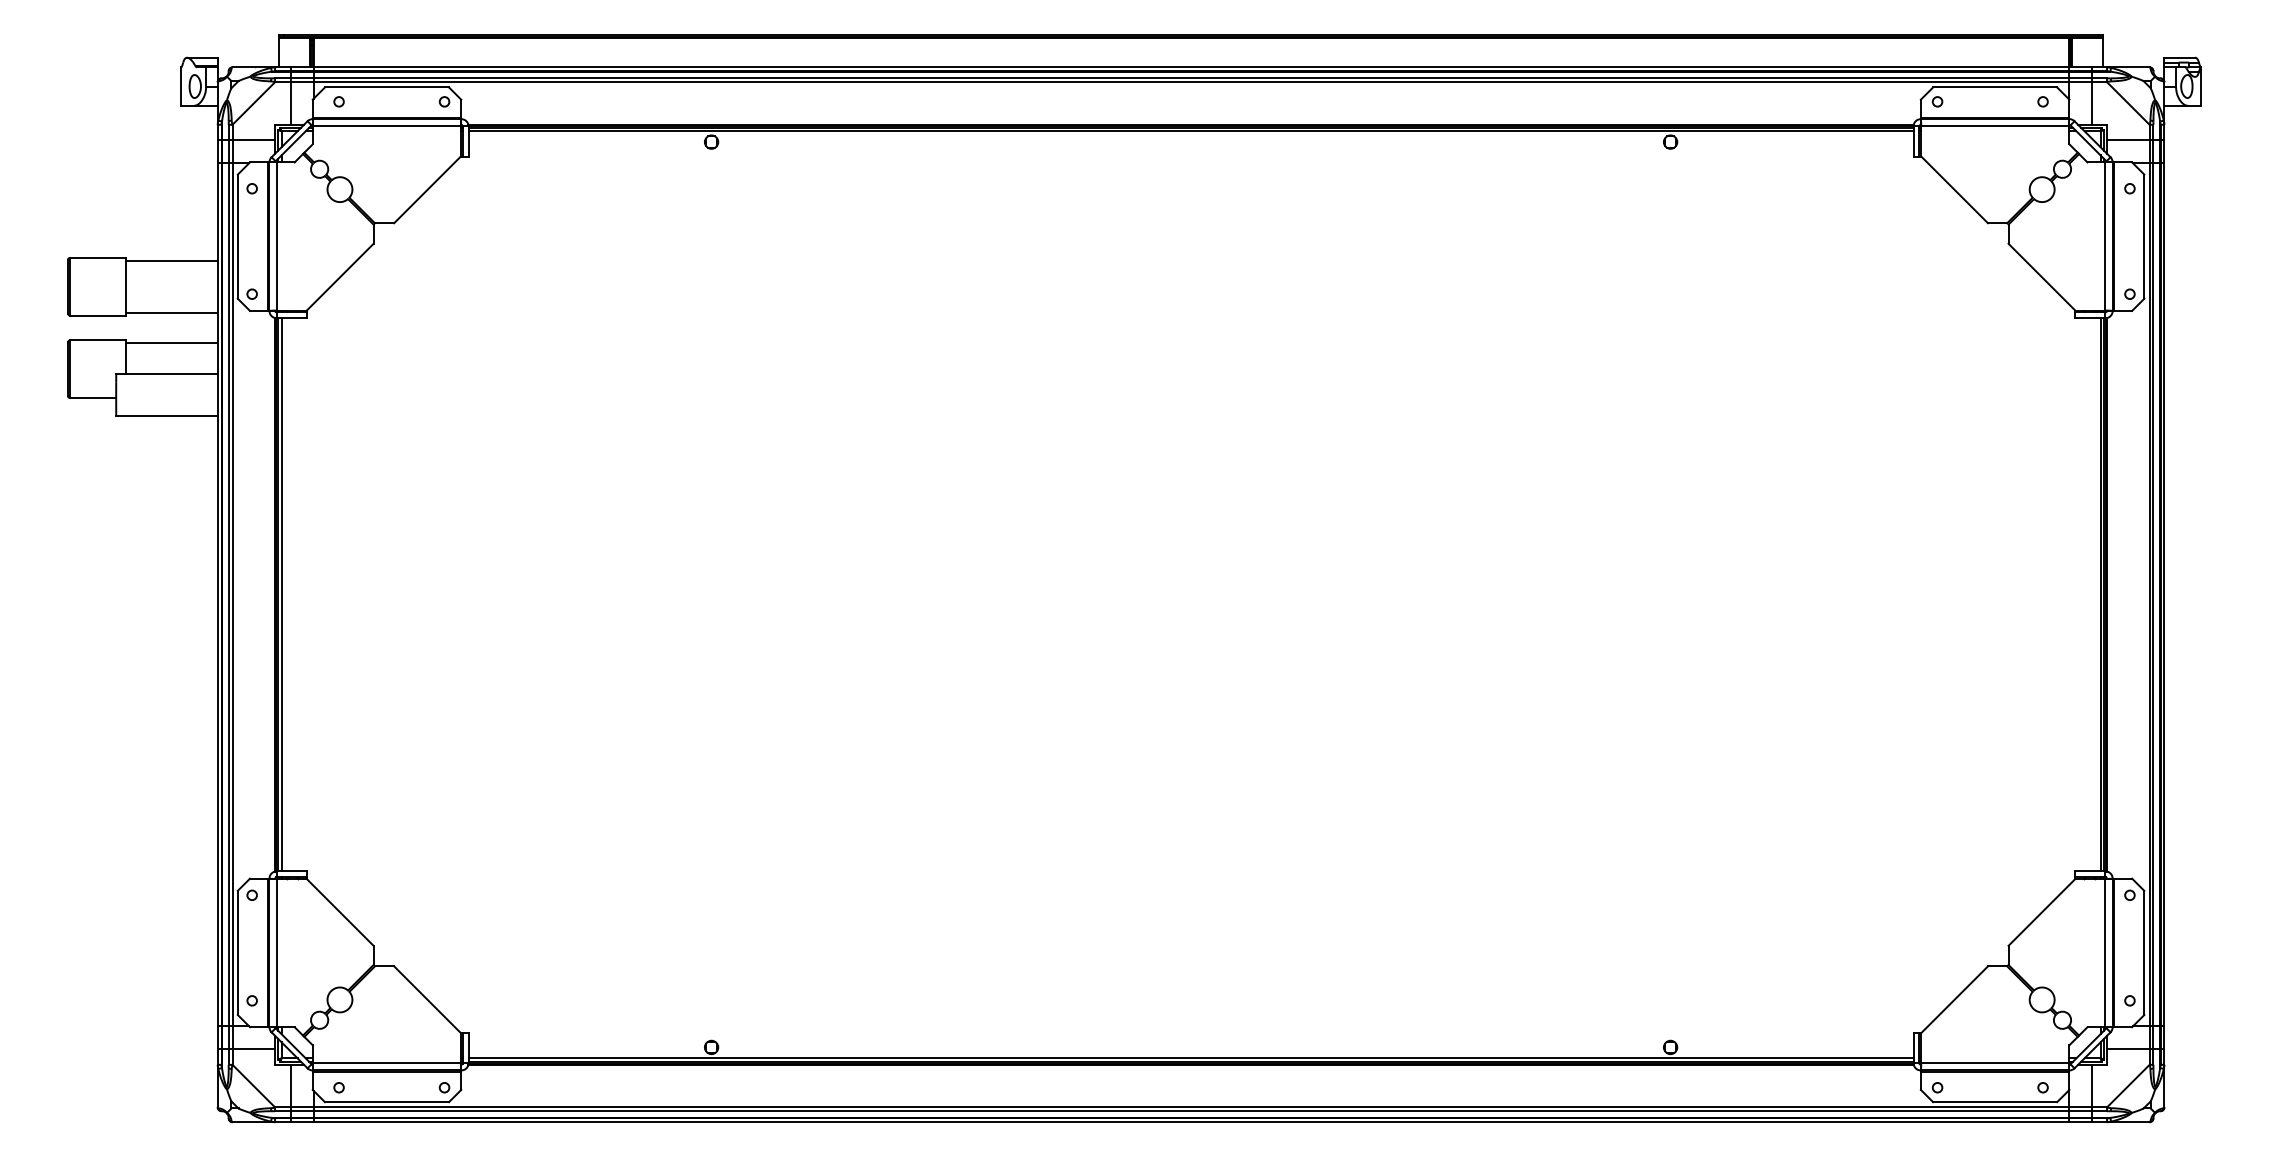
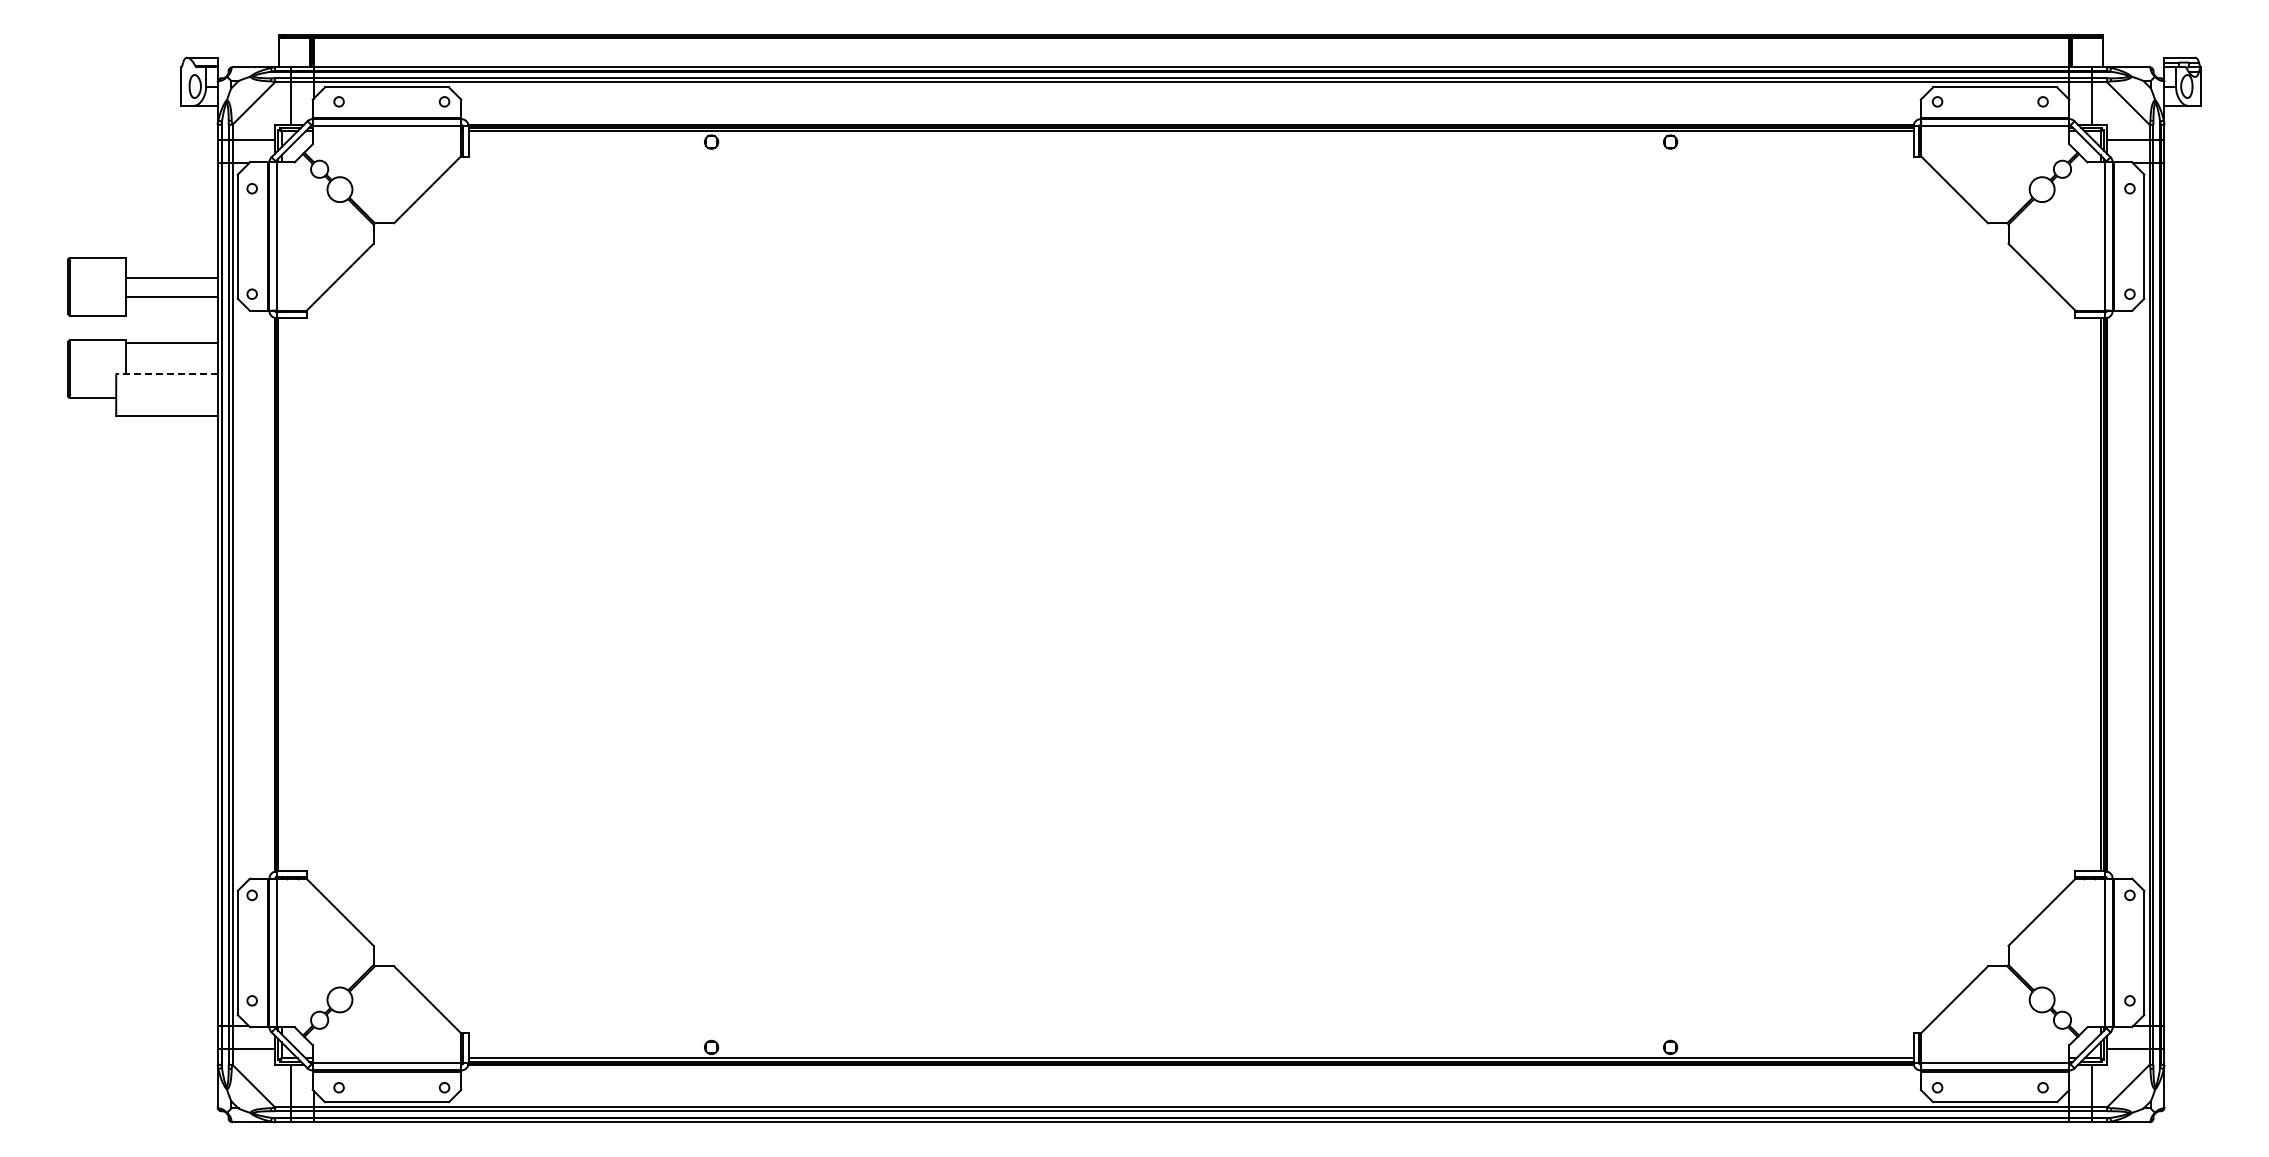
line position: (171, 260) -> (171, 277) (171, 277)
line position: (171, 312) -> (171, 296) (171, 296)
line: solid -> dashed (166, 373)
line: present -> none (281, 594)
